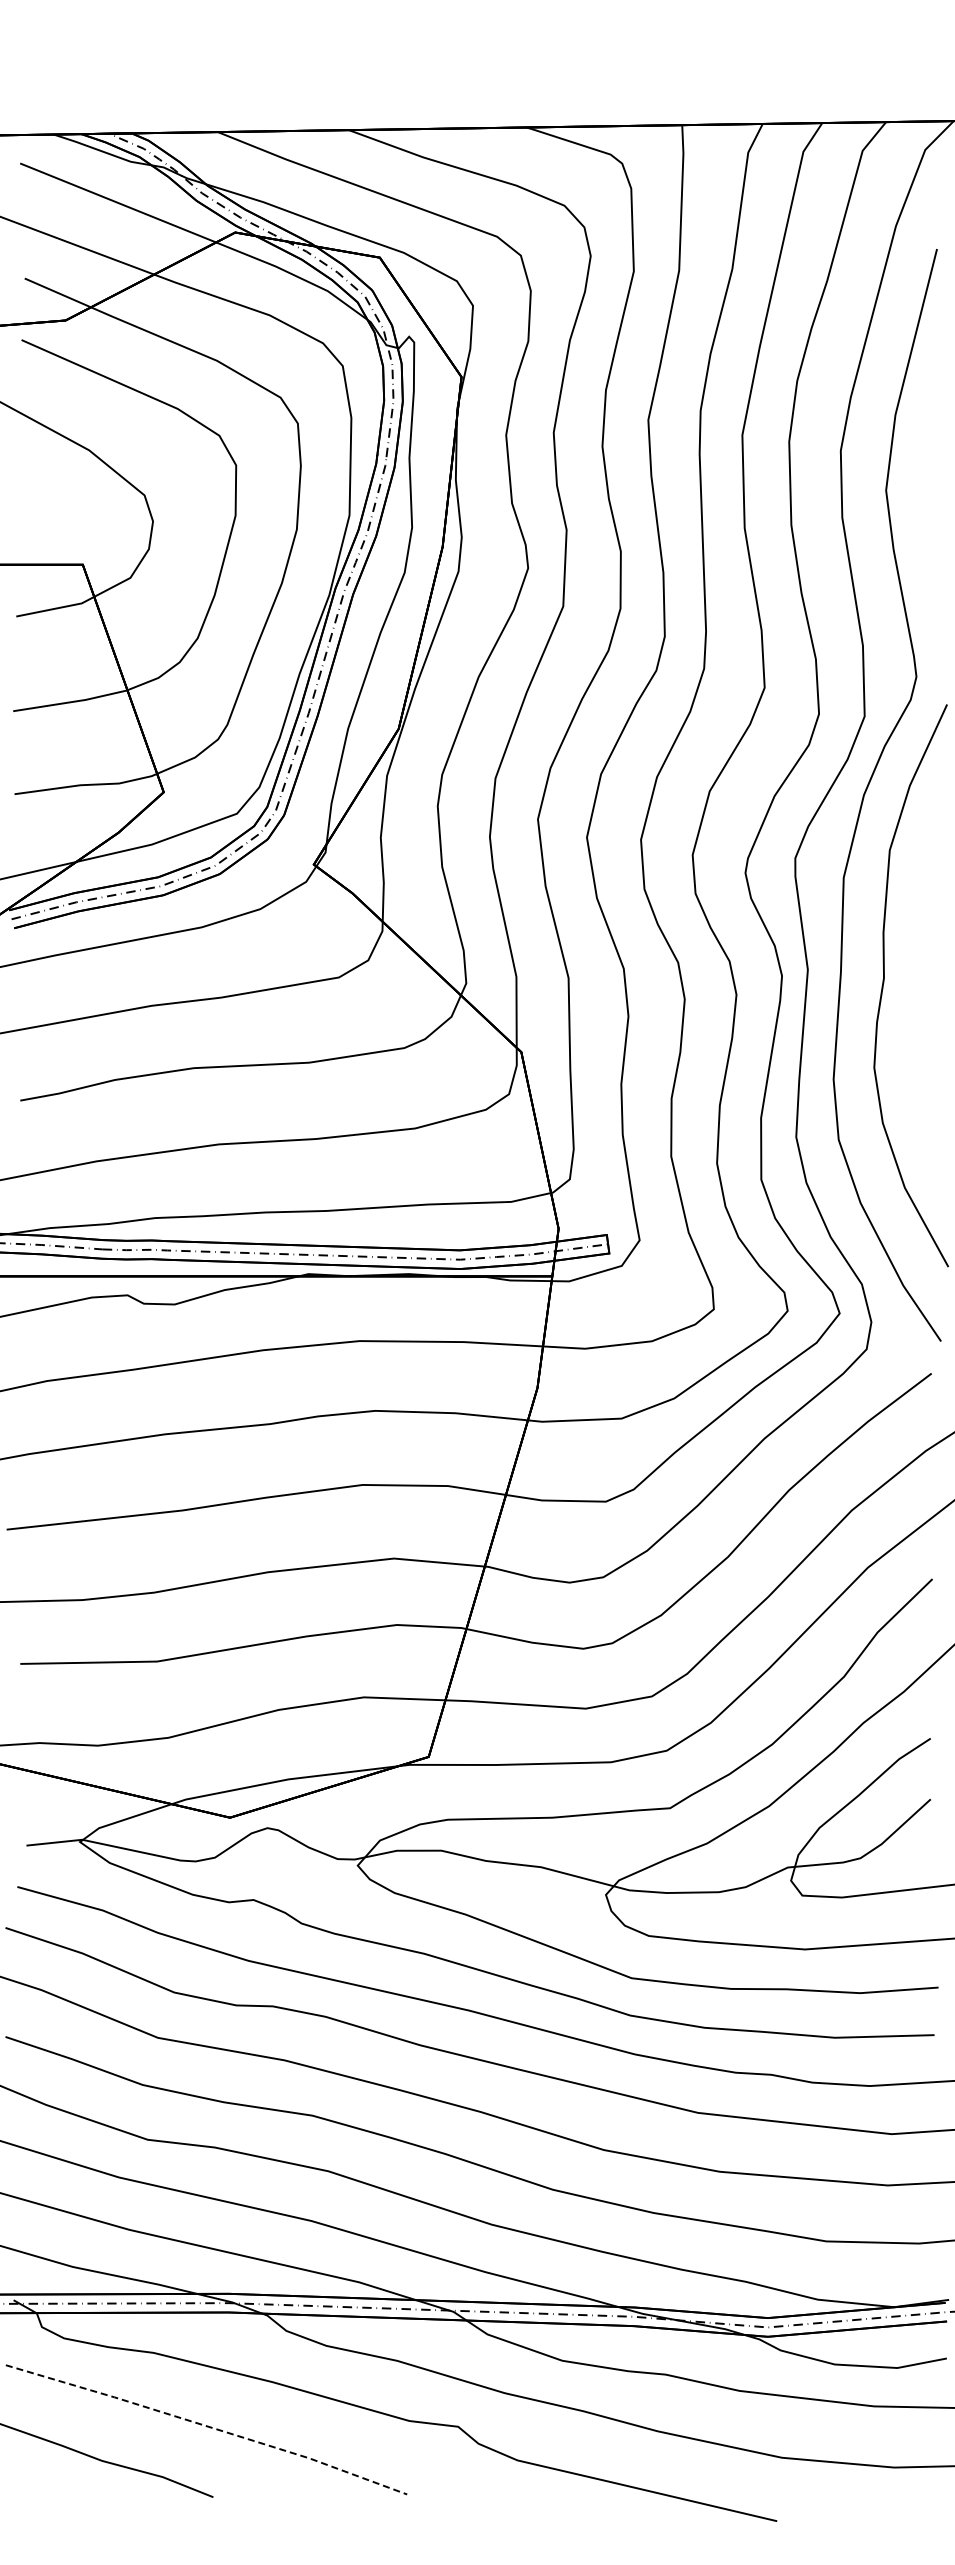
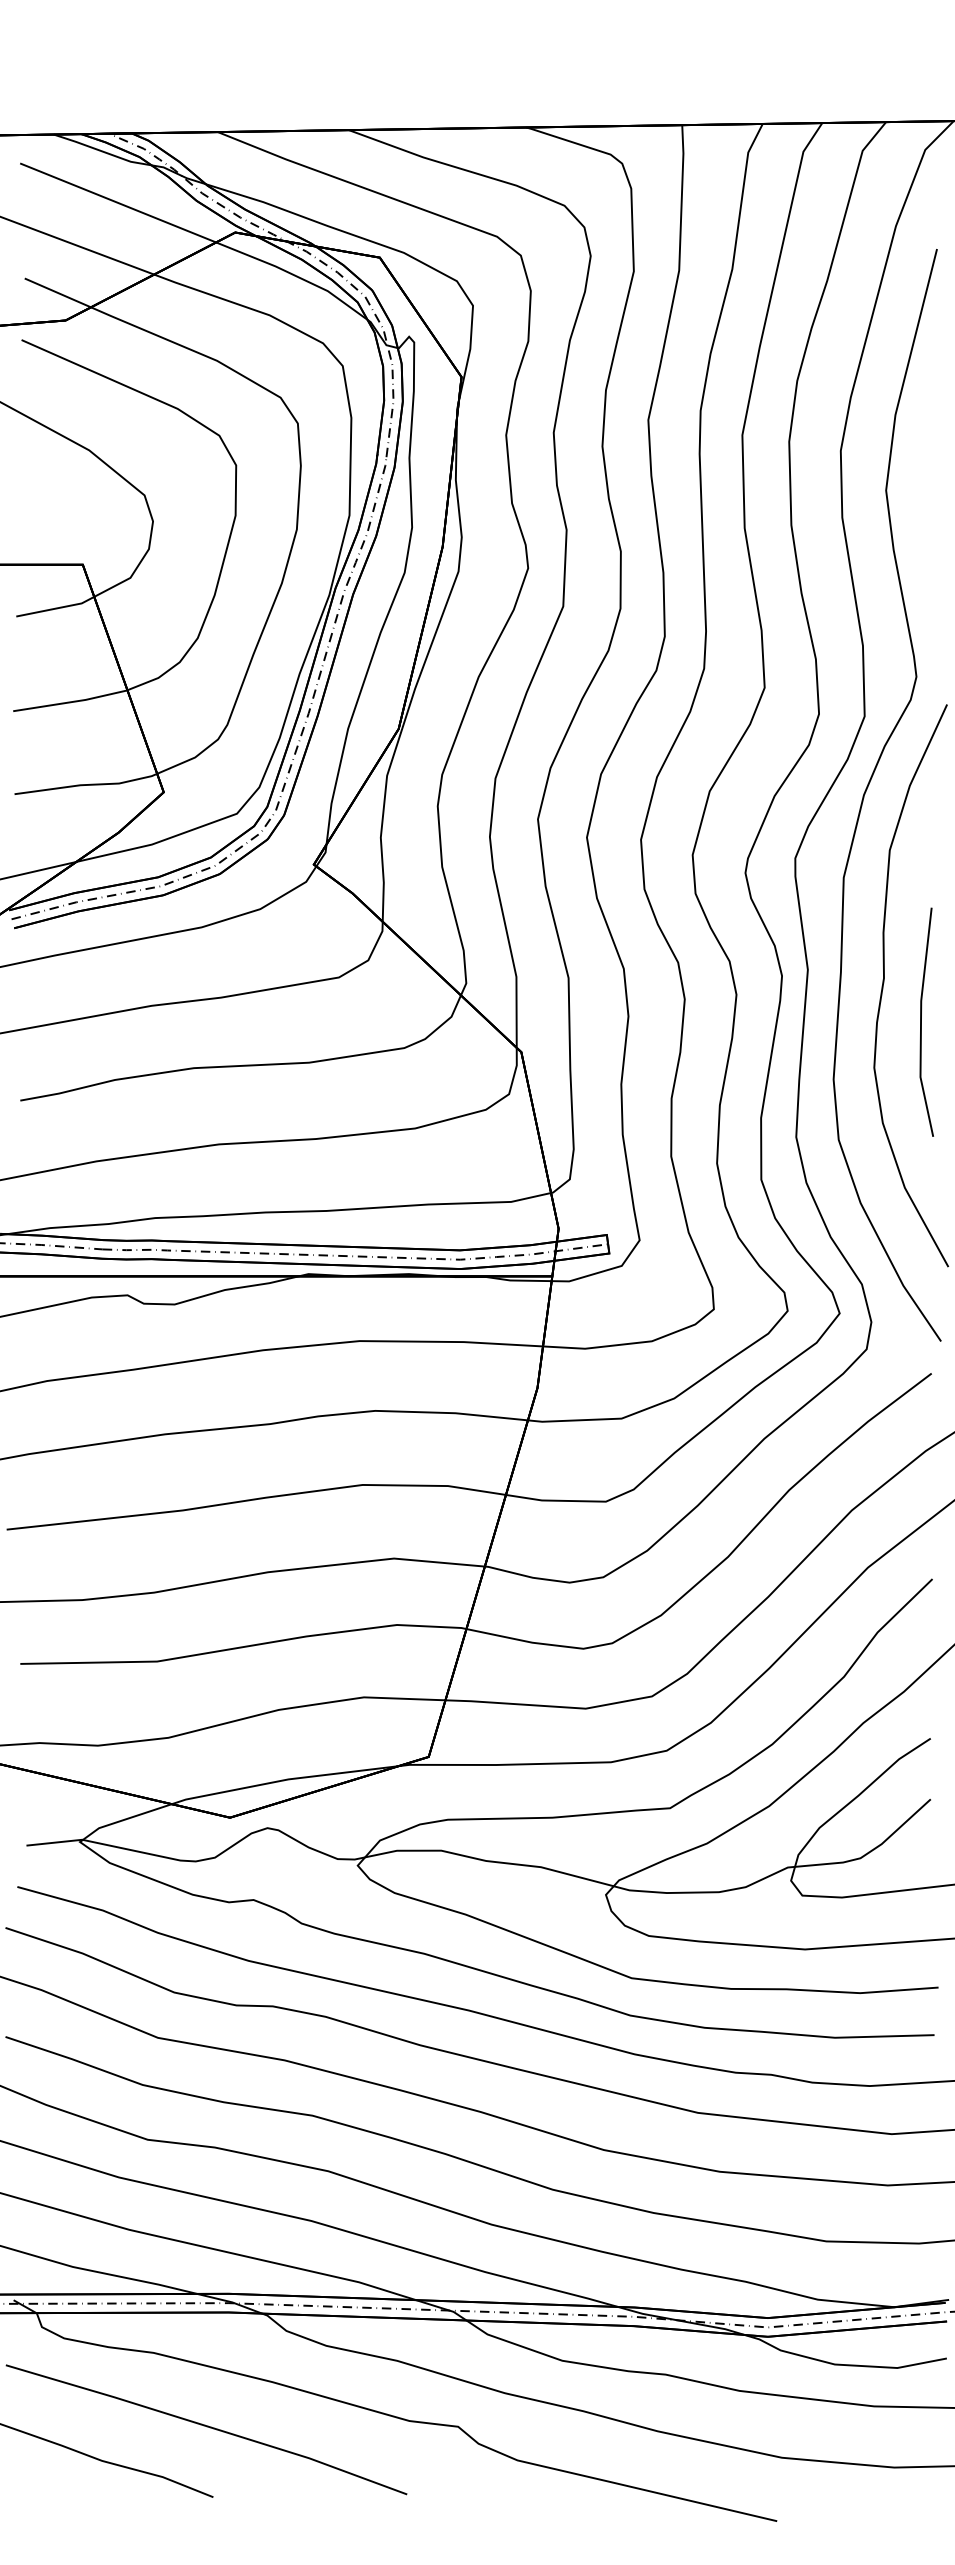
line: none -> present (921, 1021)
line: dashed -> solid (207, 2426)
